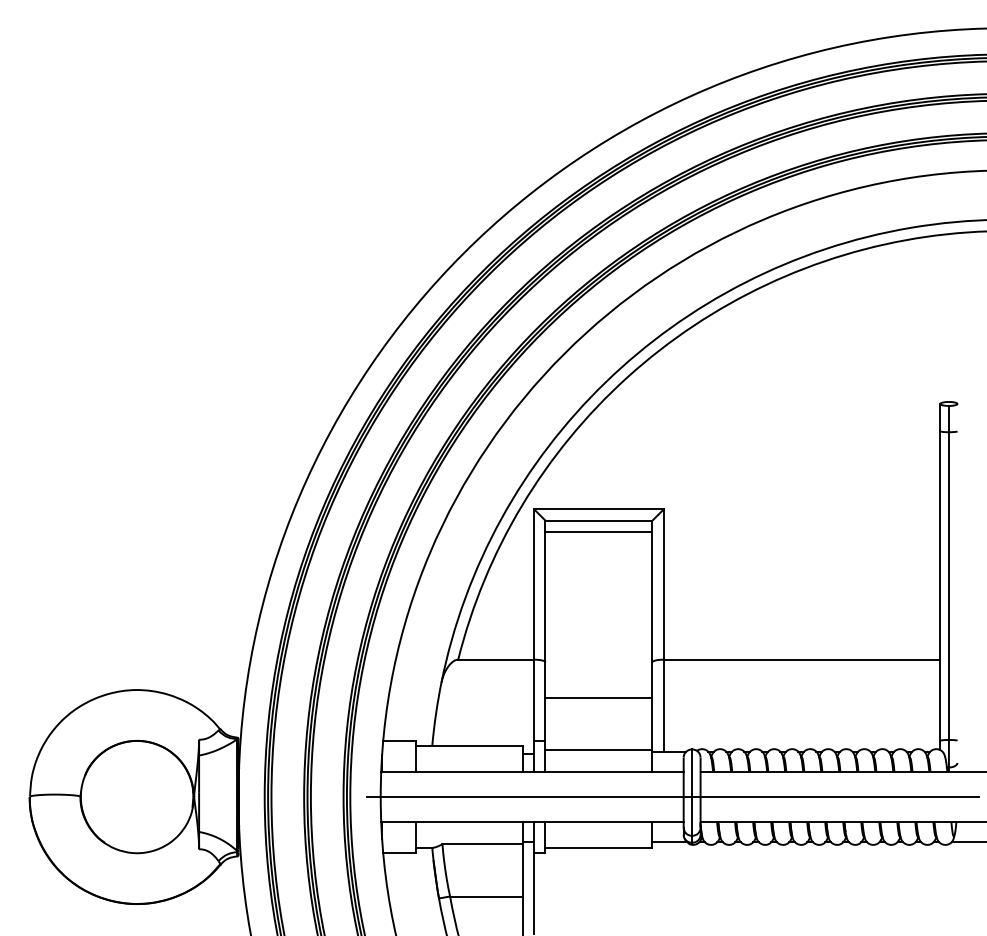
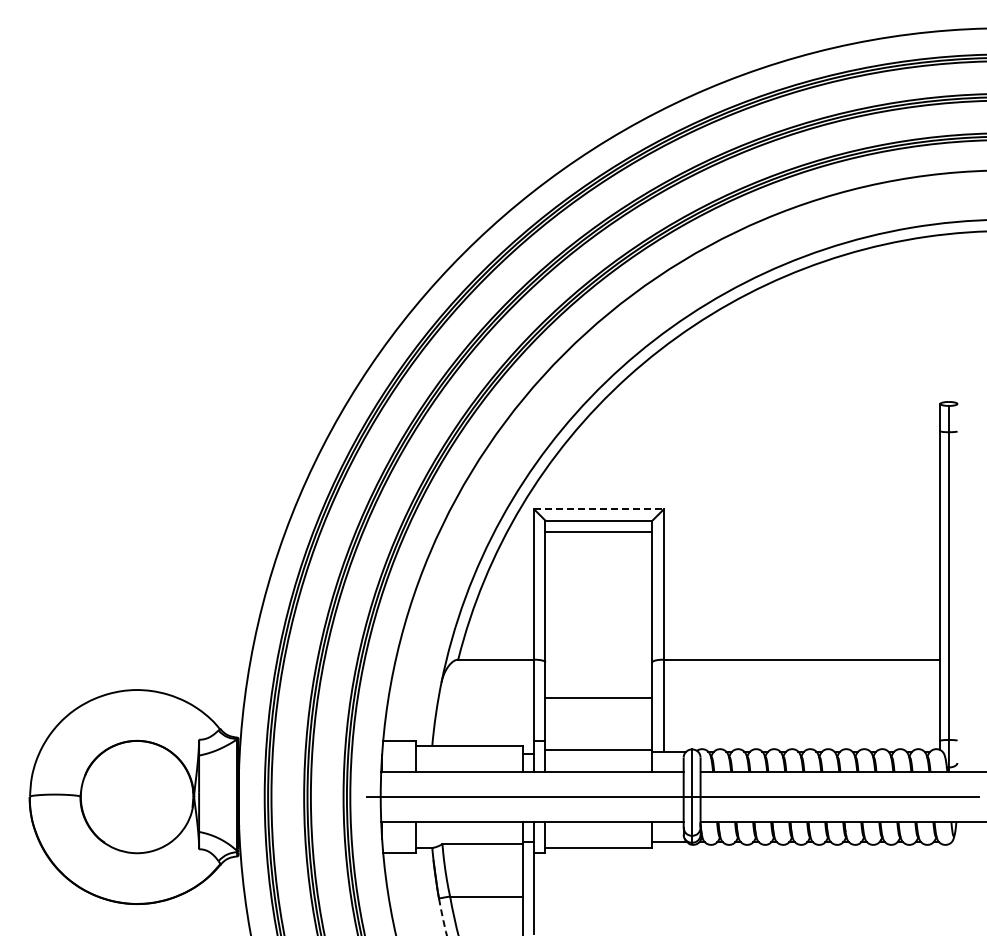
line: solid -> dashed (598, 509)
line: present -> none (967, 842)
arc: solid -> dashed (442, 917)
